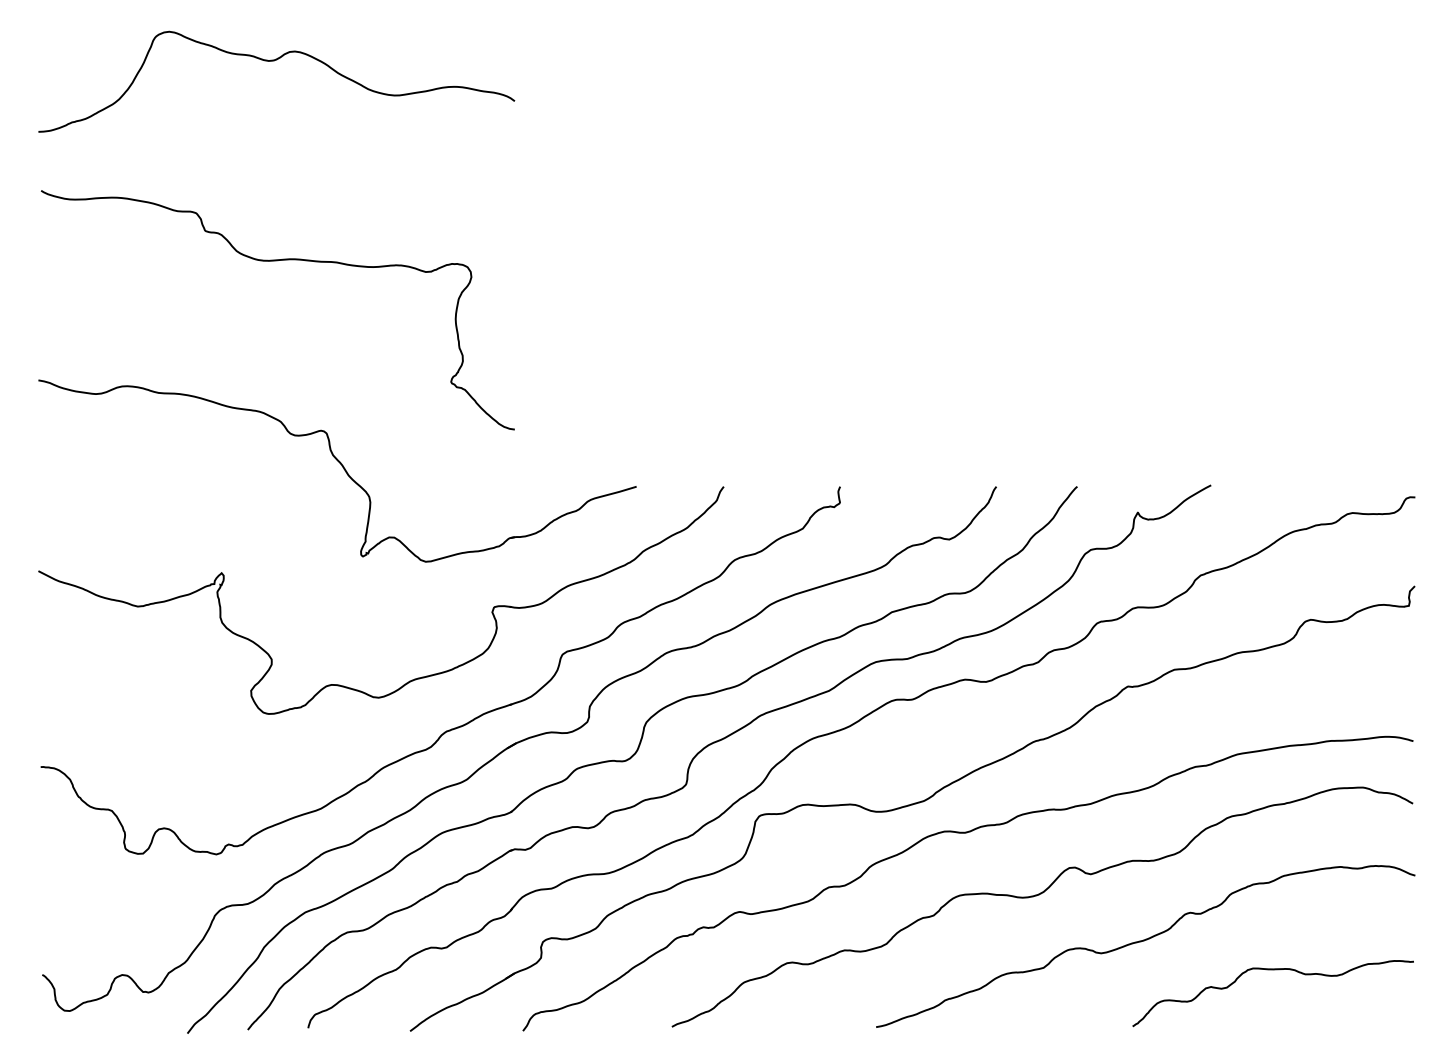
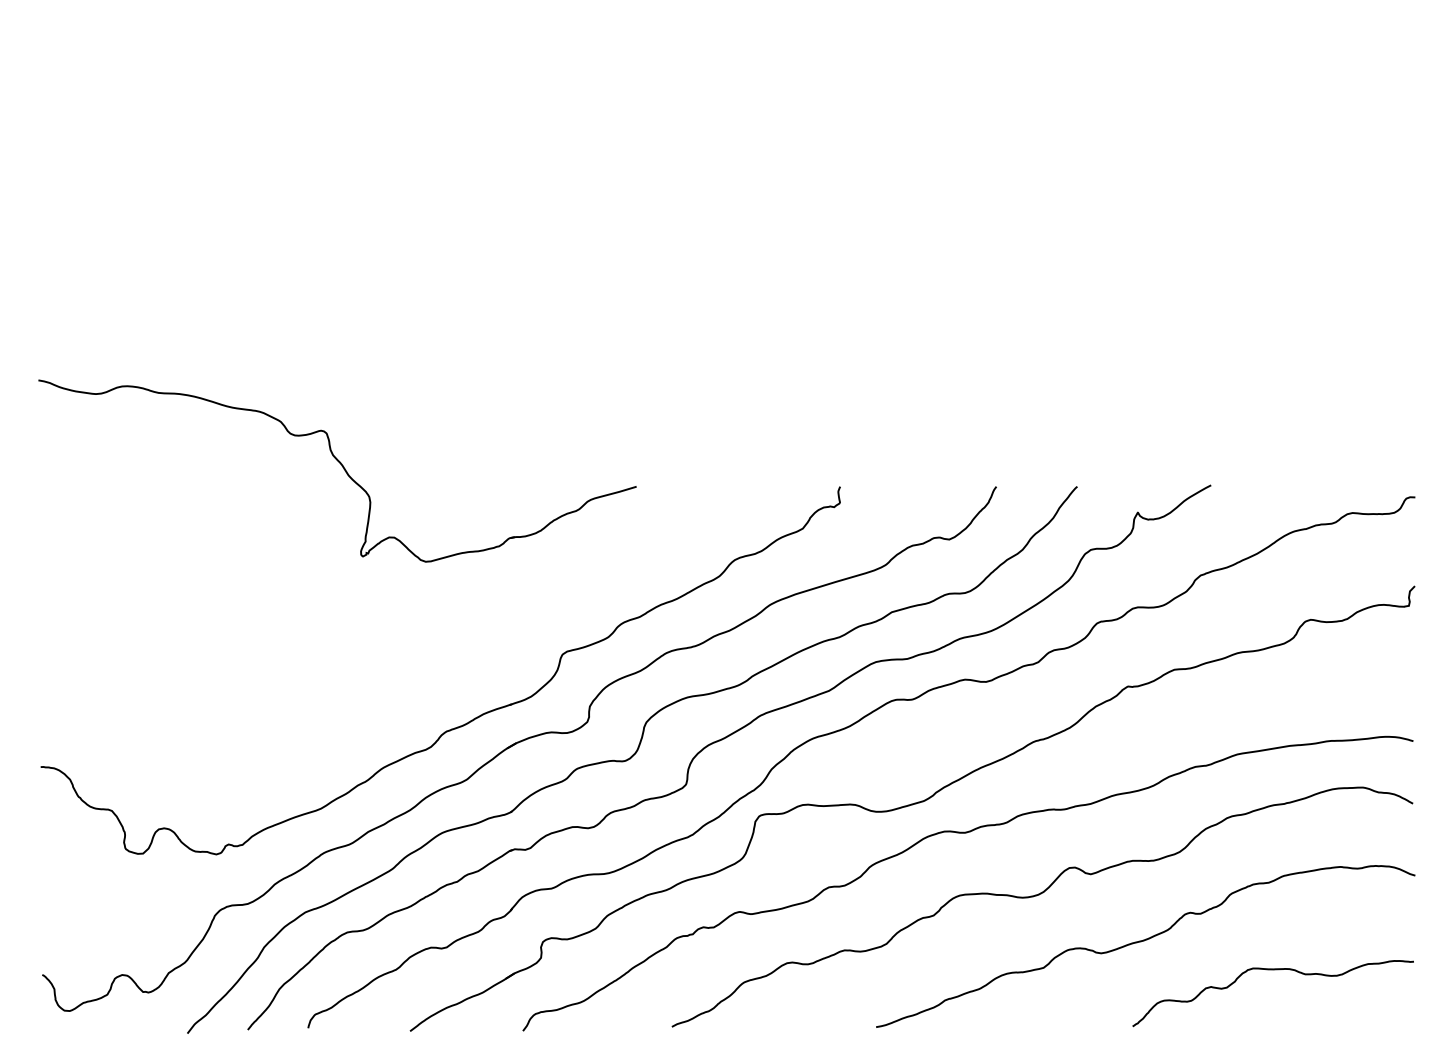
curve: present -> none (274, 61)
curve: present -> none (277, 261)
part: present -> none (414, 678)
